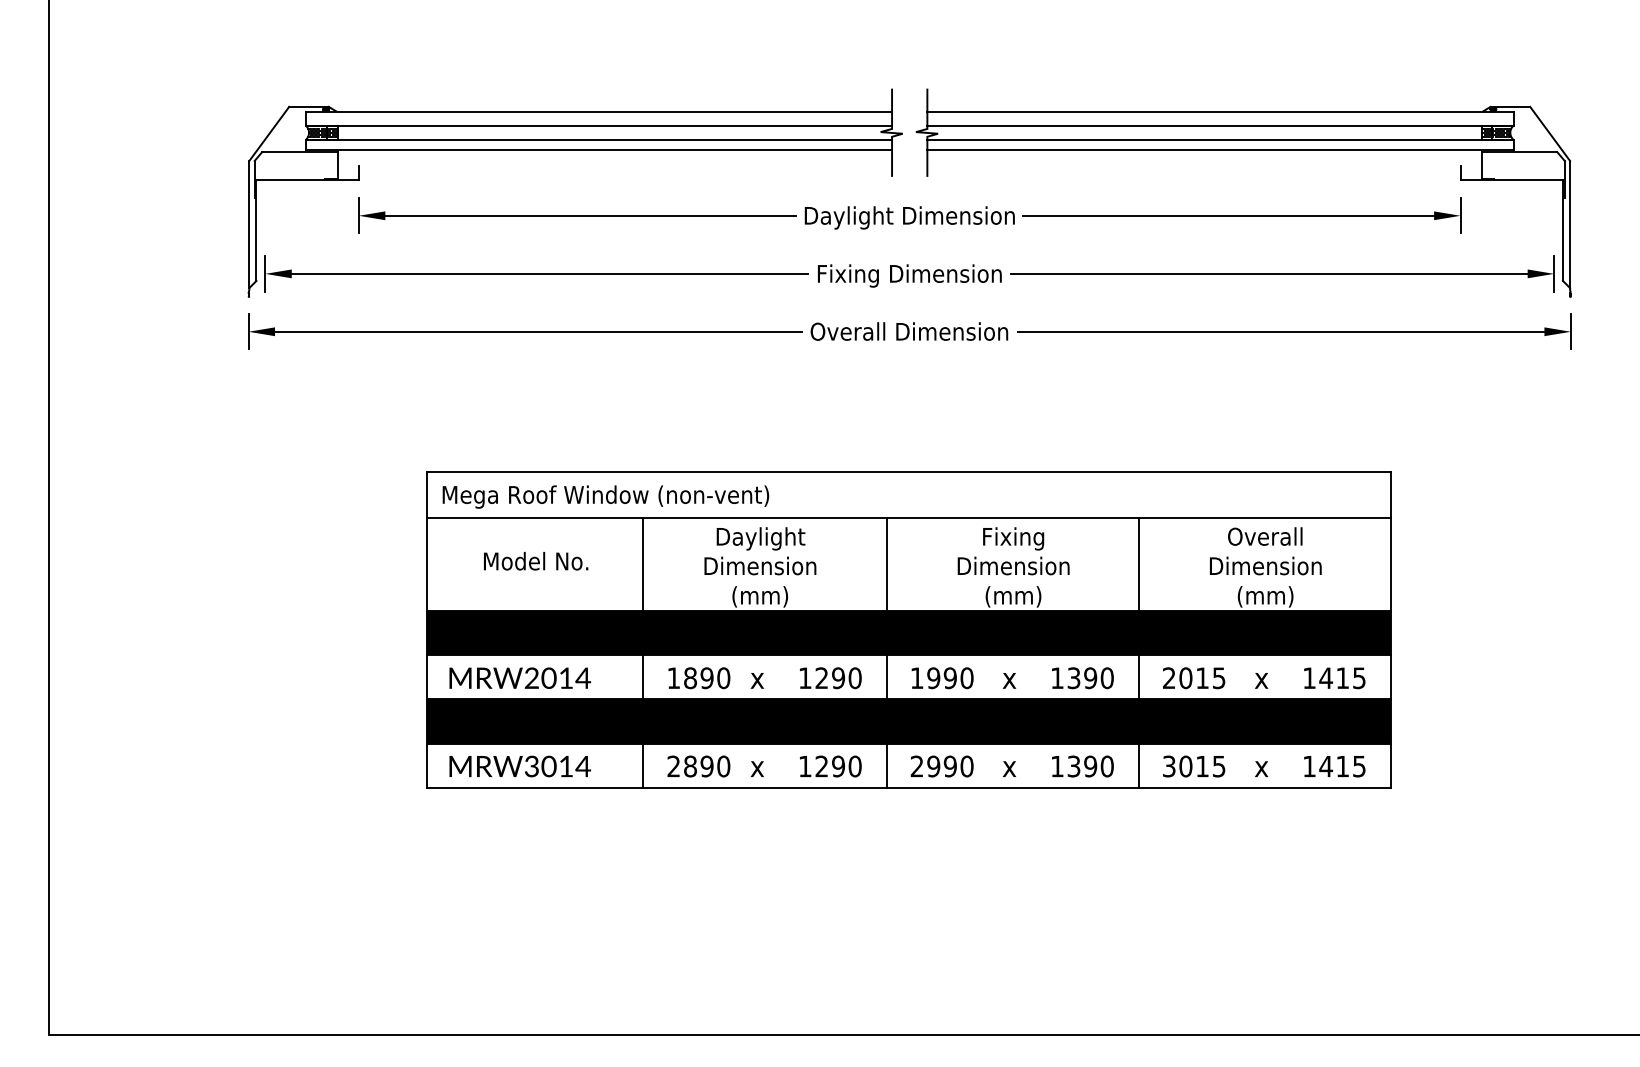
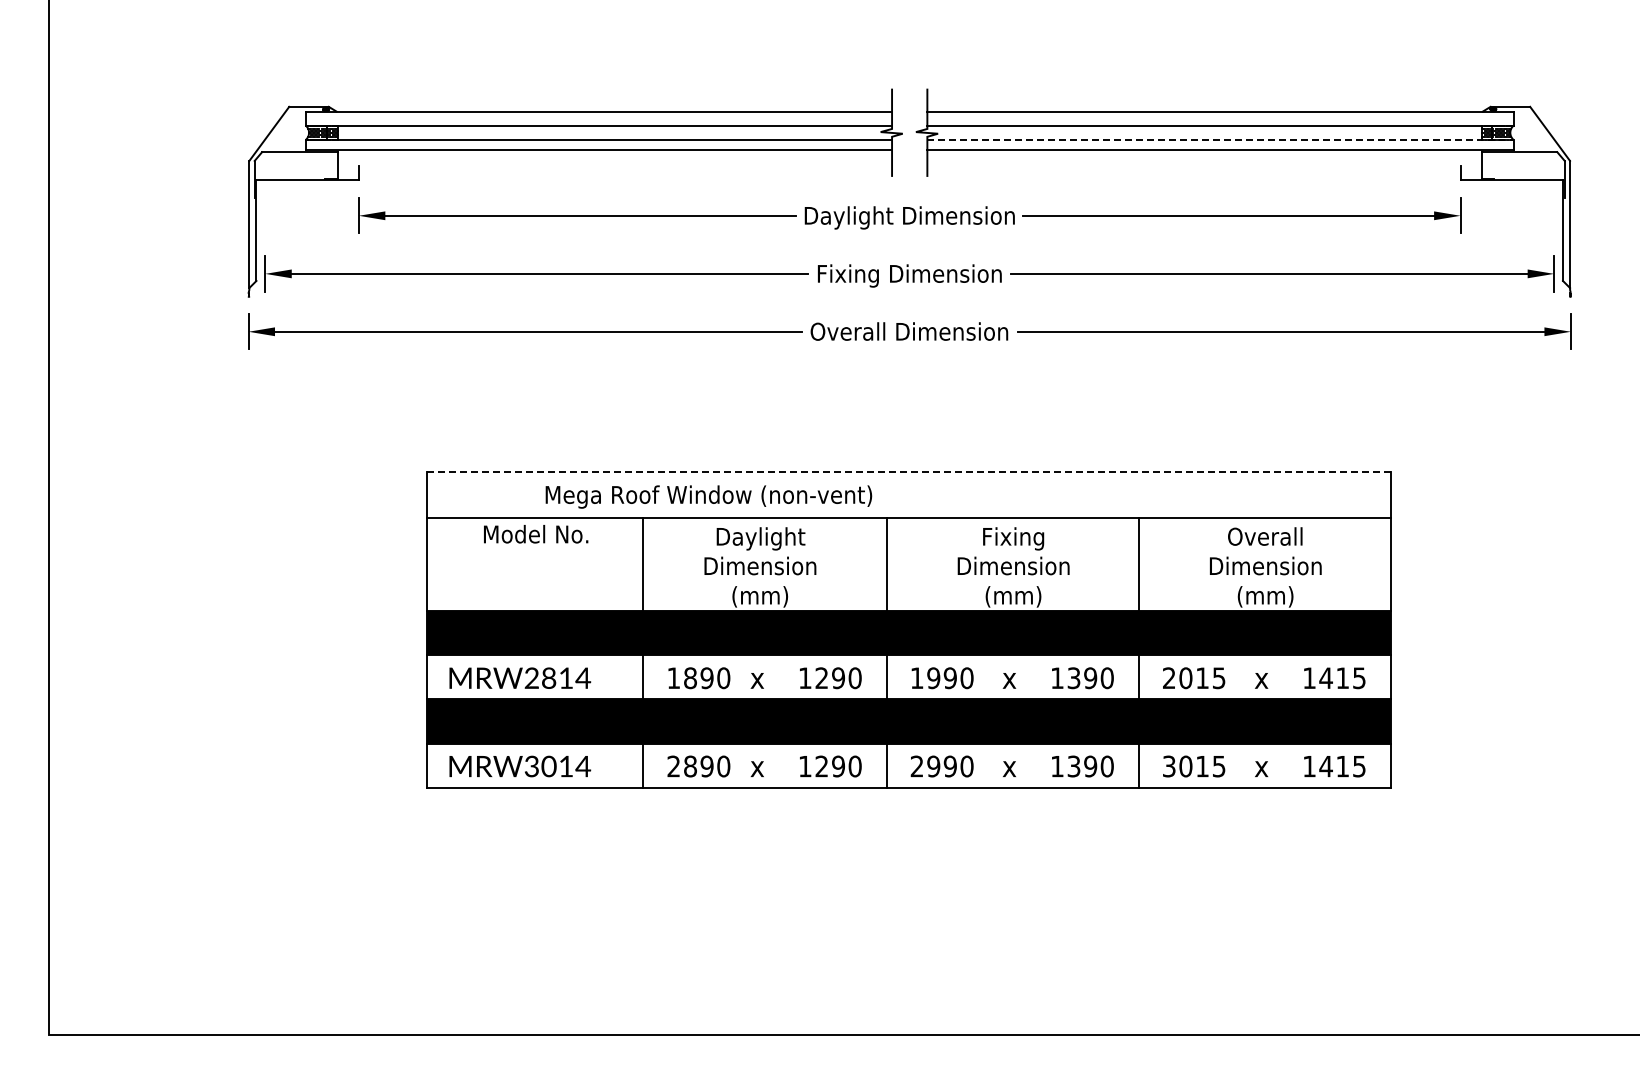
line: solid -> dashed (1220, 139)
line: solid -> dashed (909, 472)
text position: (605, 496) -> (708, 496) (708, 496)
text position: (536, 561) -> (536, 534) (536, 534)
text: MRW2014 -> MRW2814 (548, 678)
